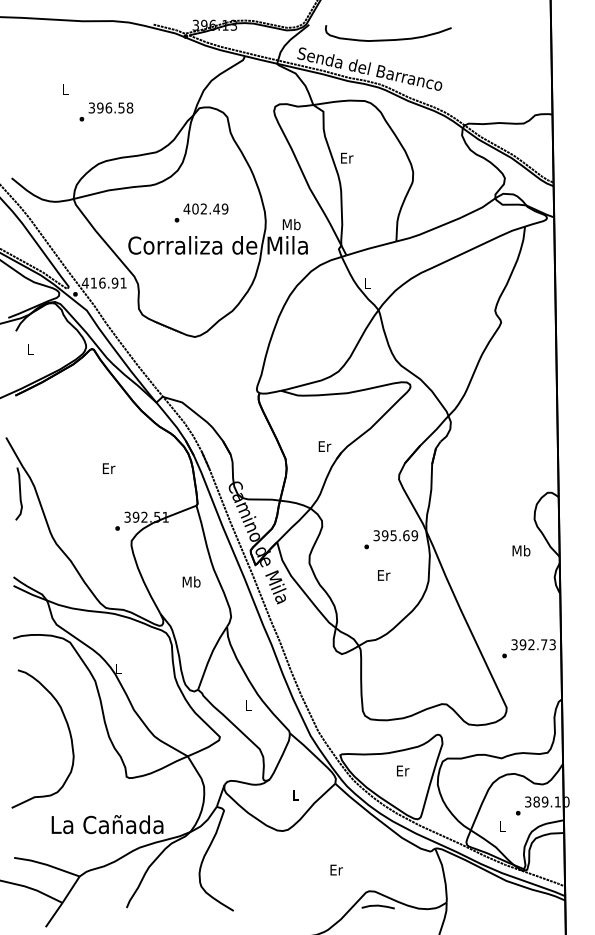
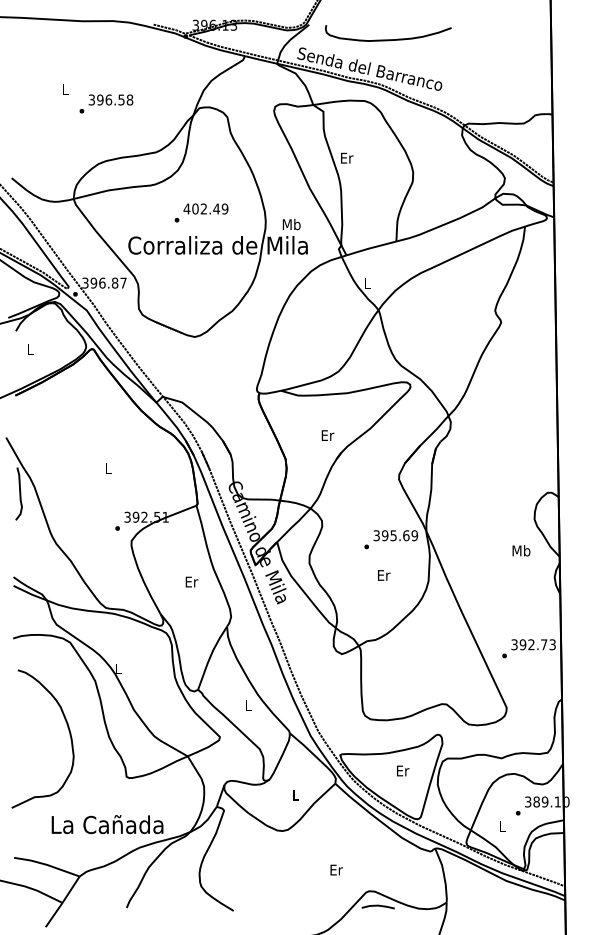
text position: (106, 111) -> (106, 103) (106, 103)
text: 416.91 -> 396.87 (103, 282)
text position: (324, 446) -> (327, 435) (327, 435)
text: Er -> L (108, 468)
text: Mb -> Er (191, 581)
